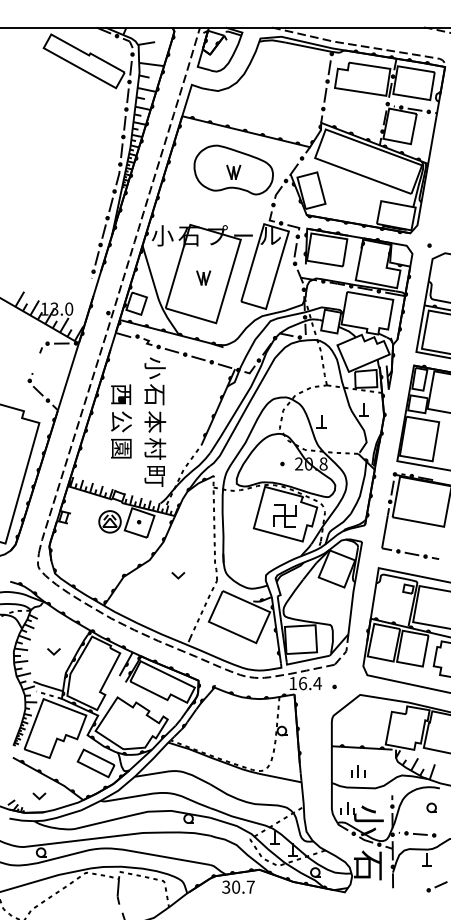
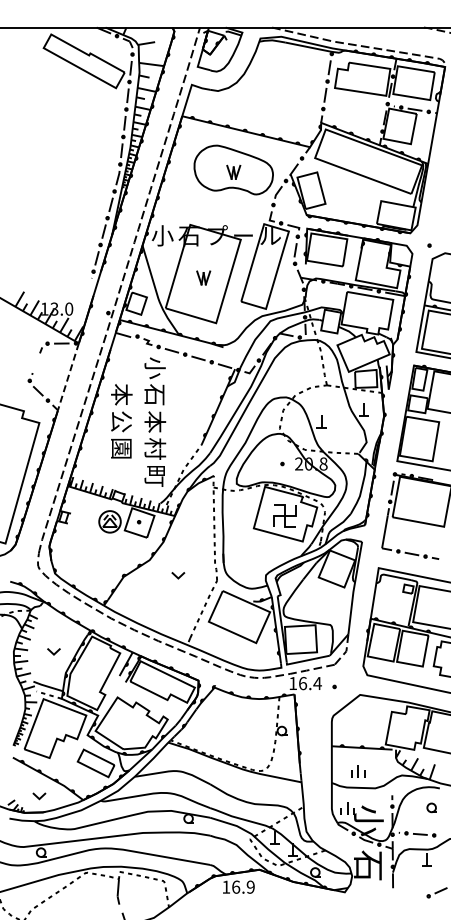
line: solid -> dashed (68, 377)
text: 西 -> 本 (121, 394)
text: 30.7 -> 16.9 (238, 886)
part position: (436, 886) -> (436, 892) (436, 892)
